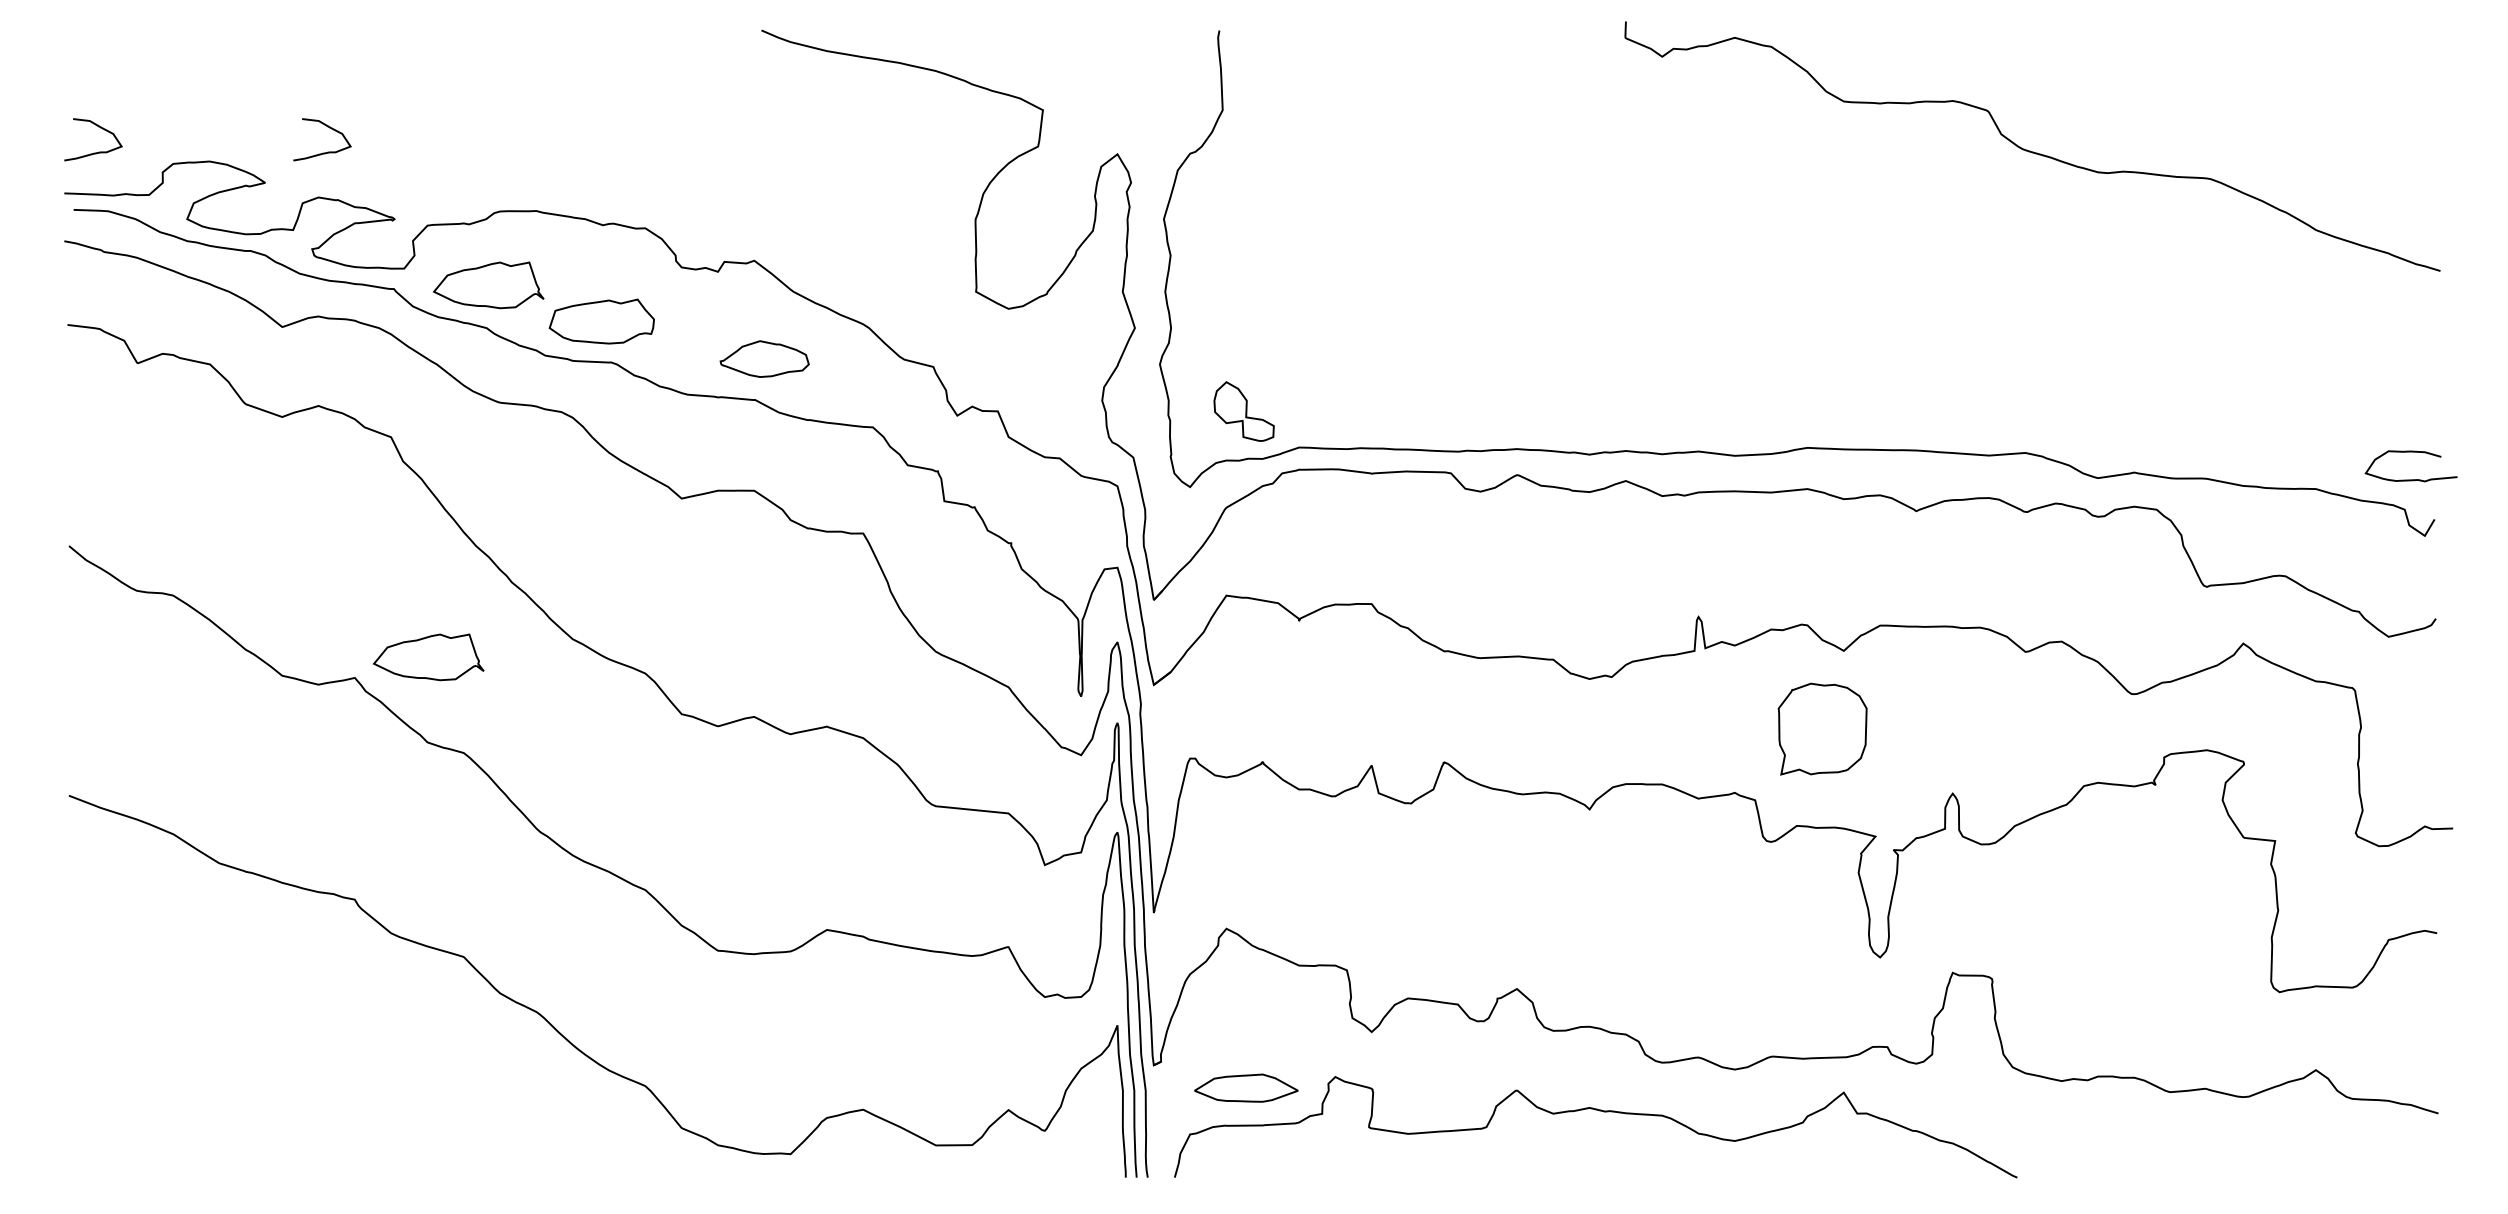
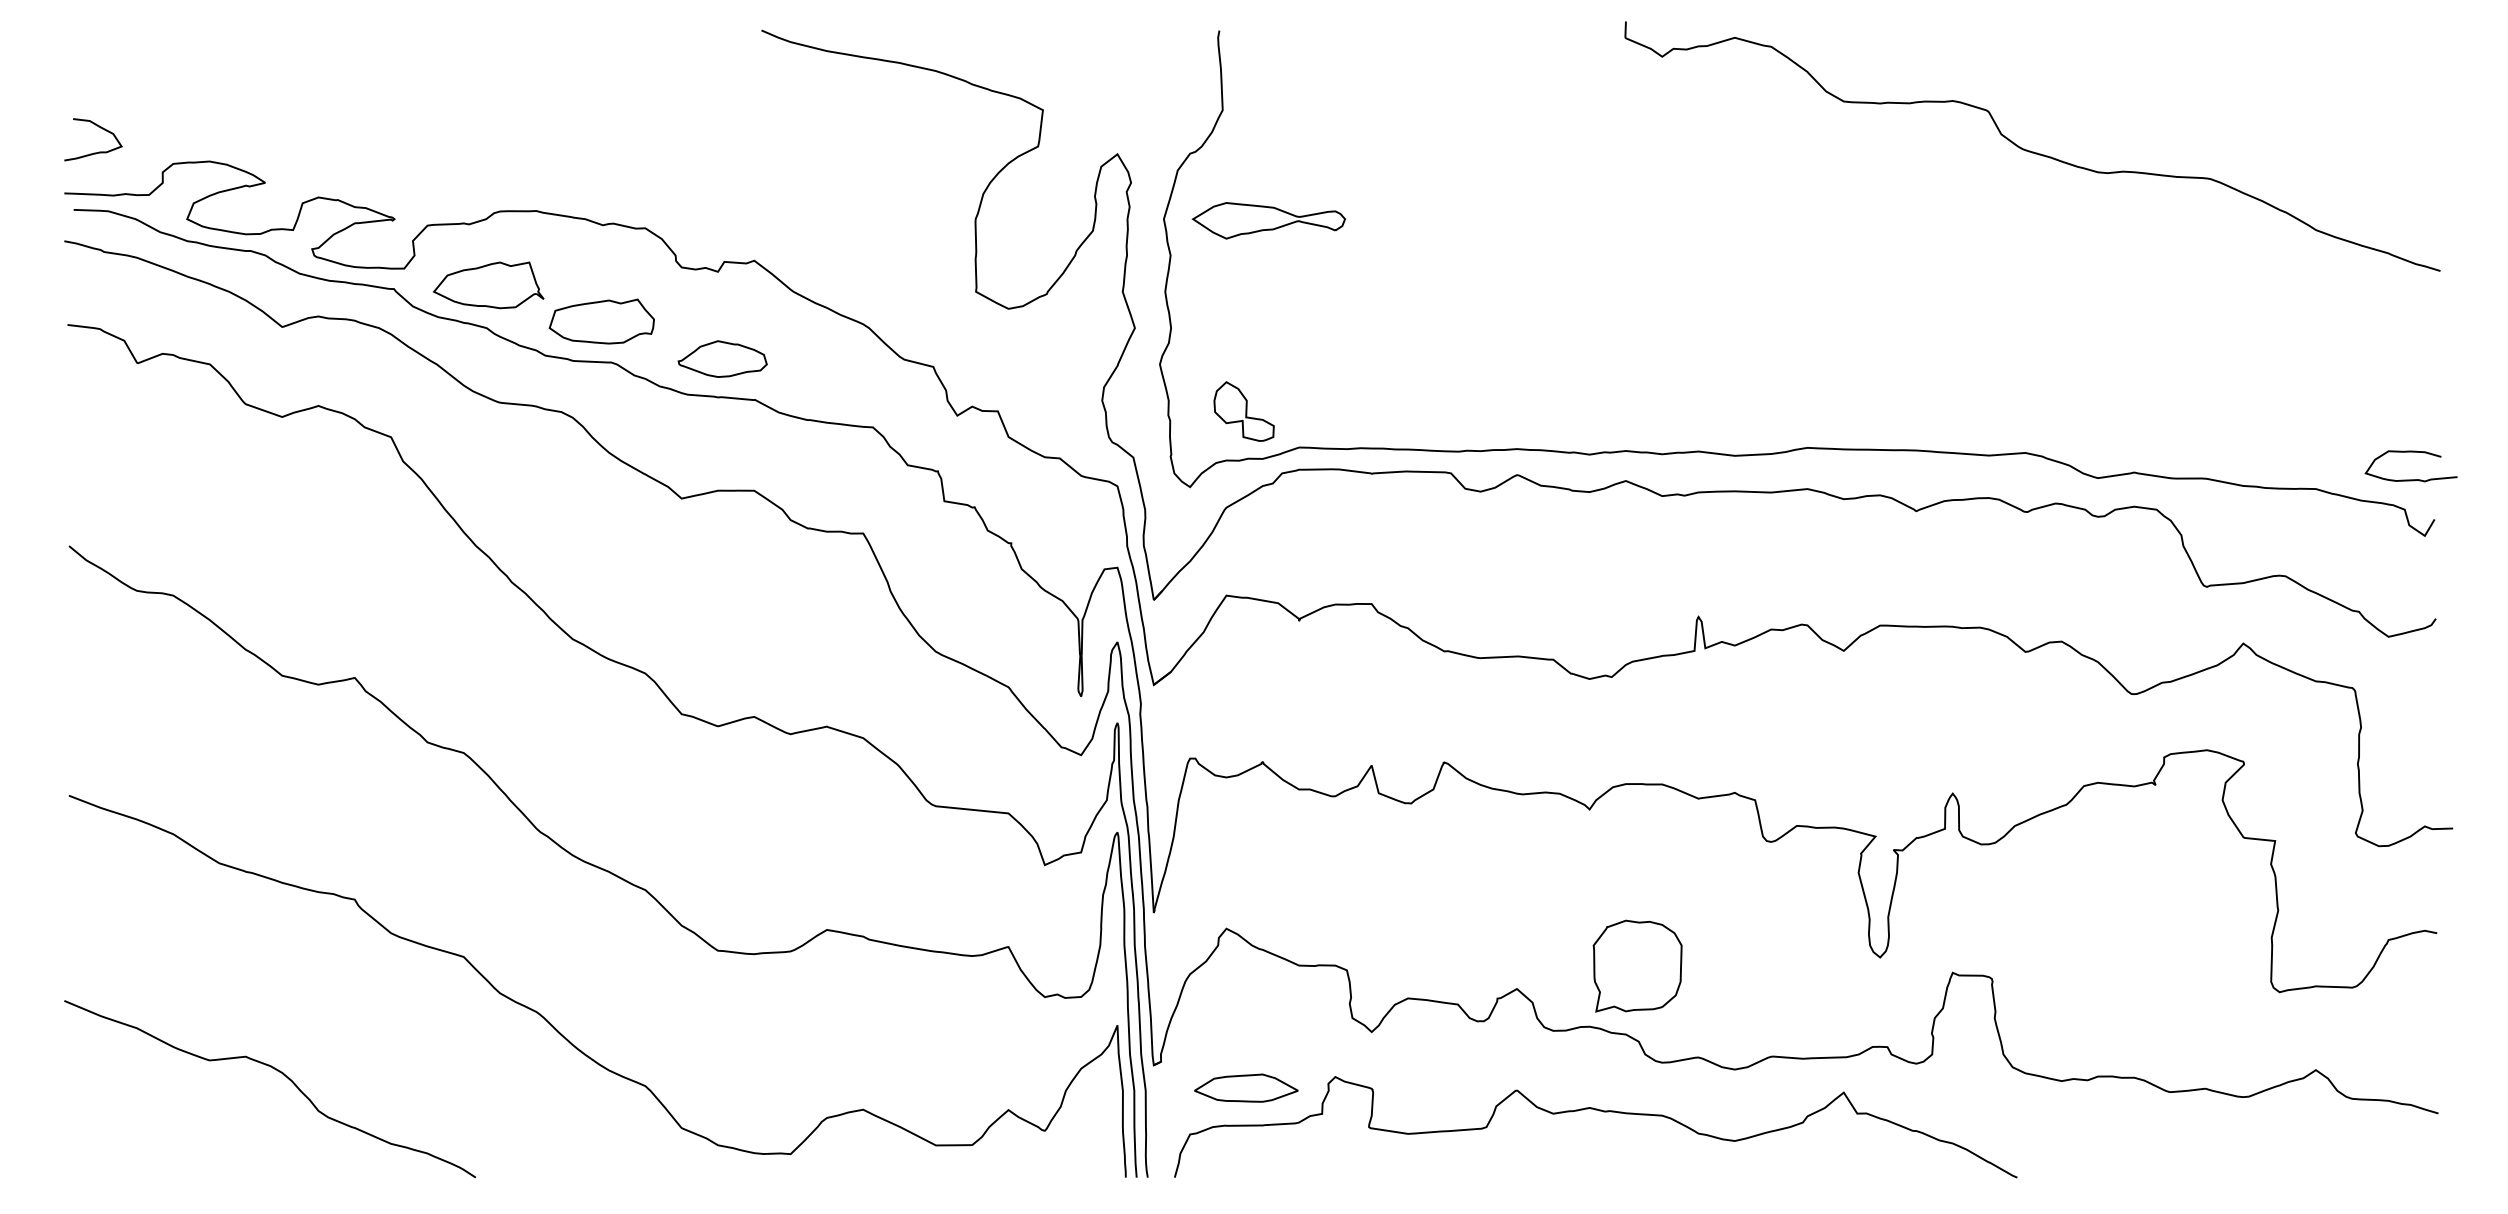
curve: present -> none (327, 127)
part: none -> present (1268, 220)
part position: (764, 358) -> (722, 358) (722, 358)
part: present -> none (428, 657)
part position: (1822, 728) -> (1637, 965) (1637, 965)
curve: none -> present (277, 1071)
